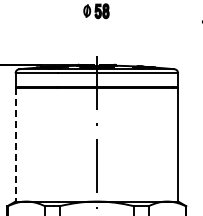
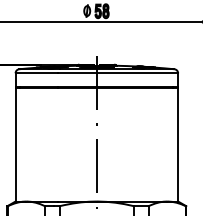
line: none -> present (100, 22)
line: dashed -> solid (15, 144)
